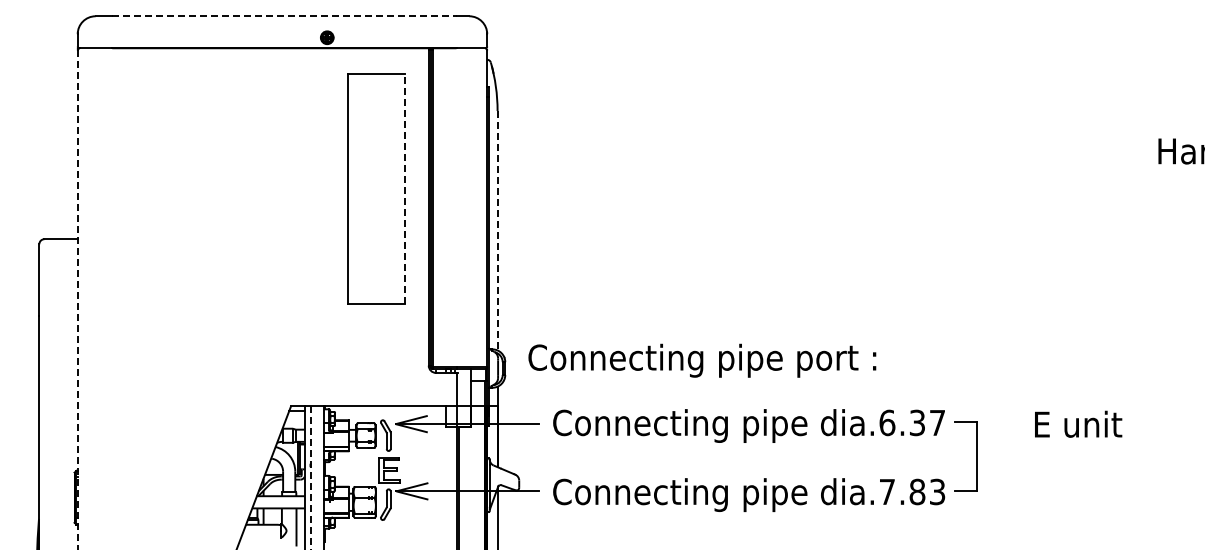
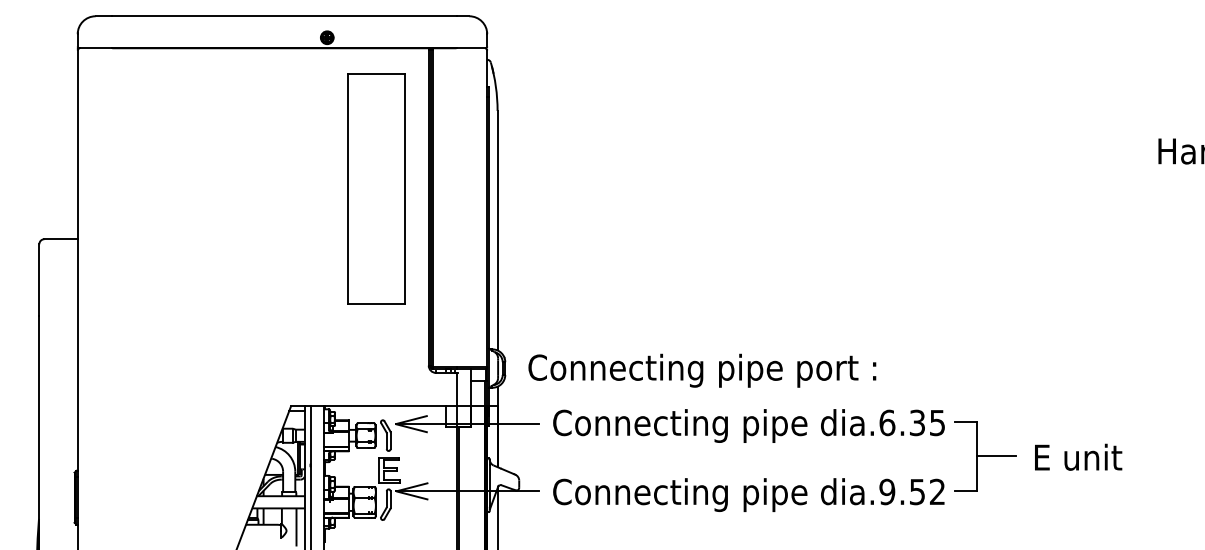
line: dashed -> solid (284, 16)
line: dashed -> solid (405, 188)
line: dashed -> solid (497, 230)
line: dashed -> solid (77, 300)
text position: (702, 360) -> (702, 370) (702, 370)
text: dia.6.37 -> dia.6.35 (937, 423)
text position: (1078, 423) -> (1078, 456) (1078, 456)
line: none -> present (996, 456)
line: dashed -> solid (311, 478)
text: dia.7.83 -> dia.9.52 (912, 491)
